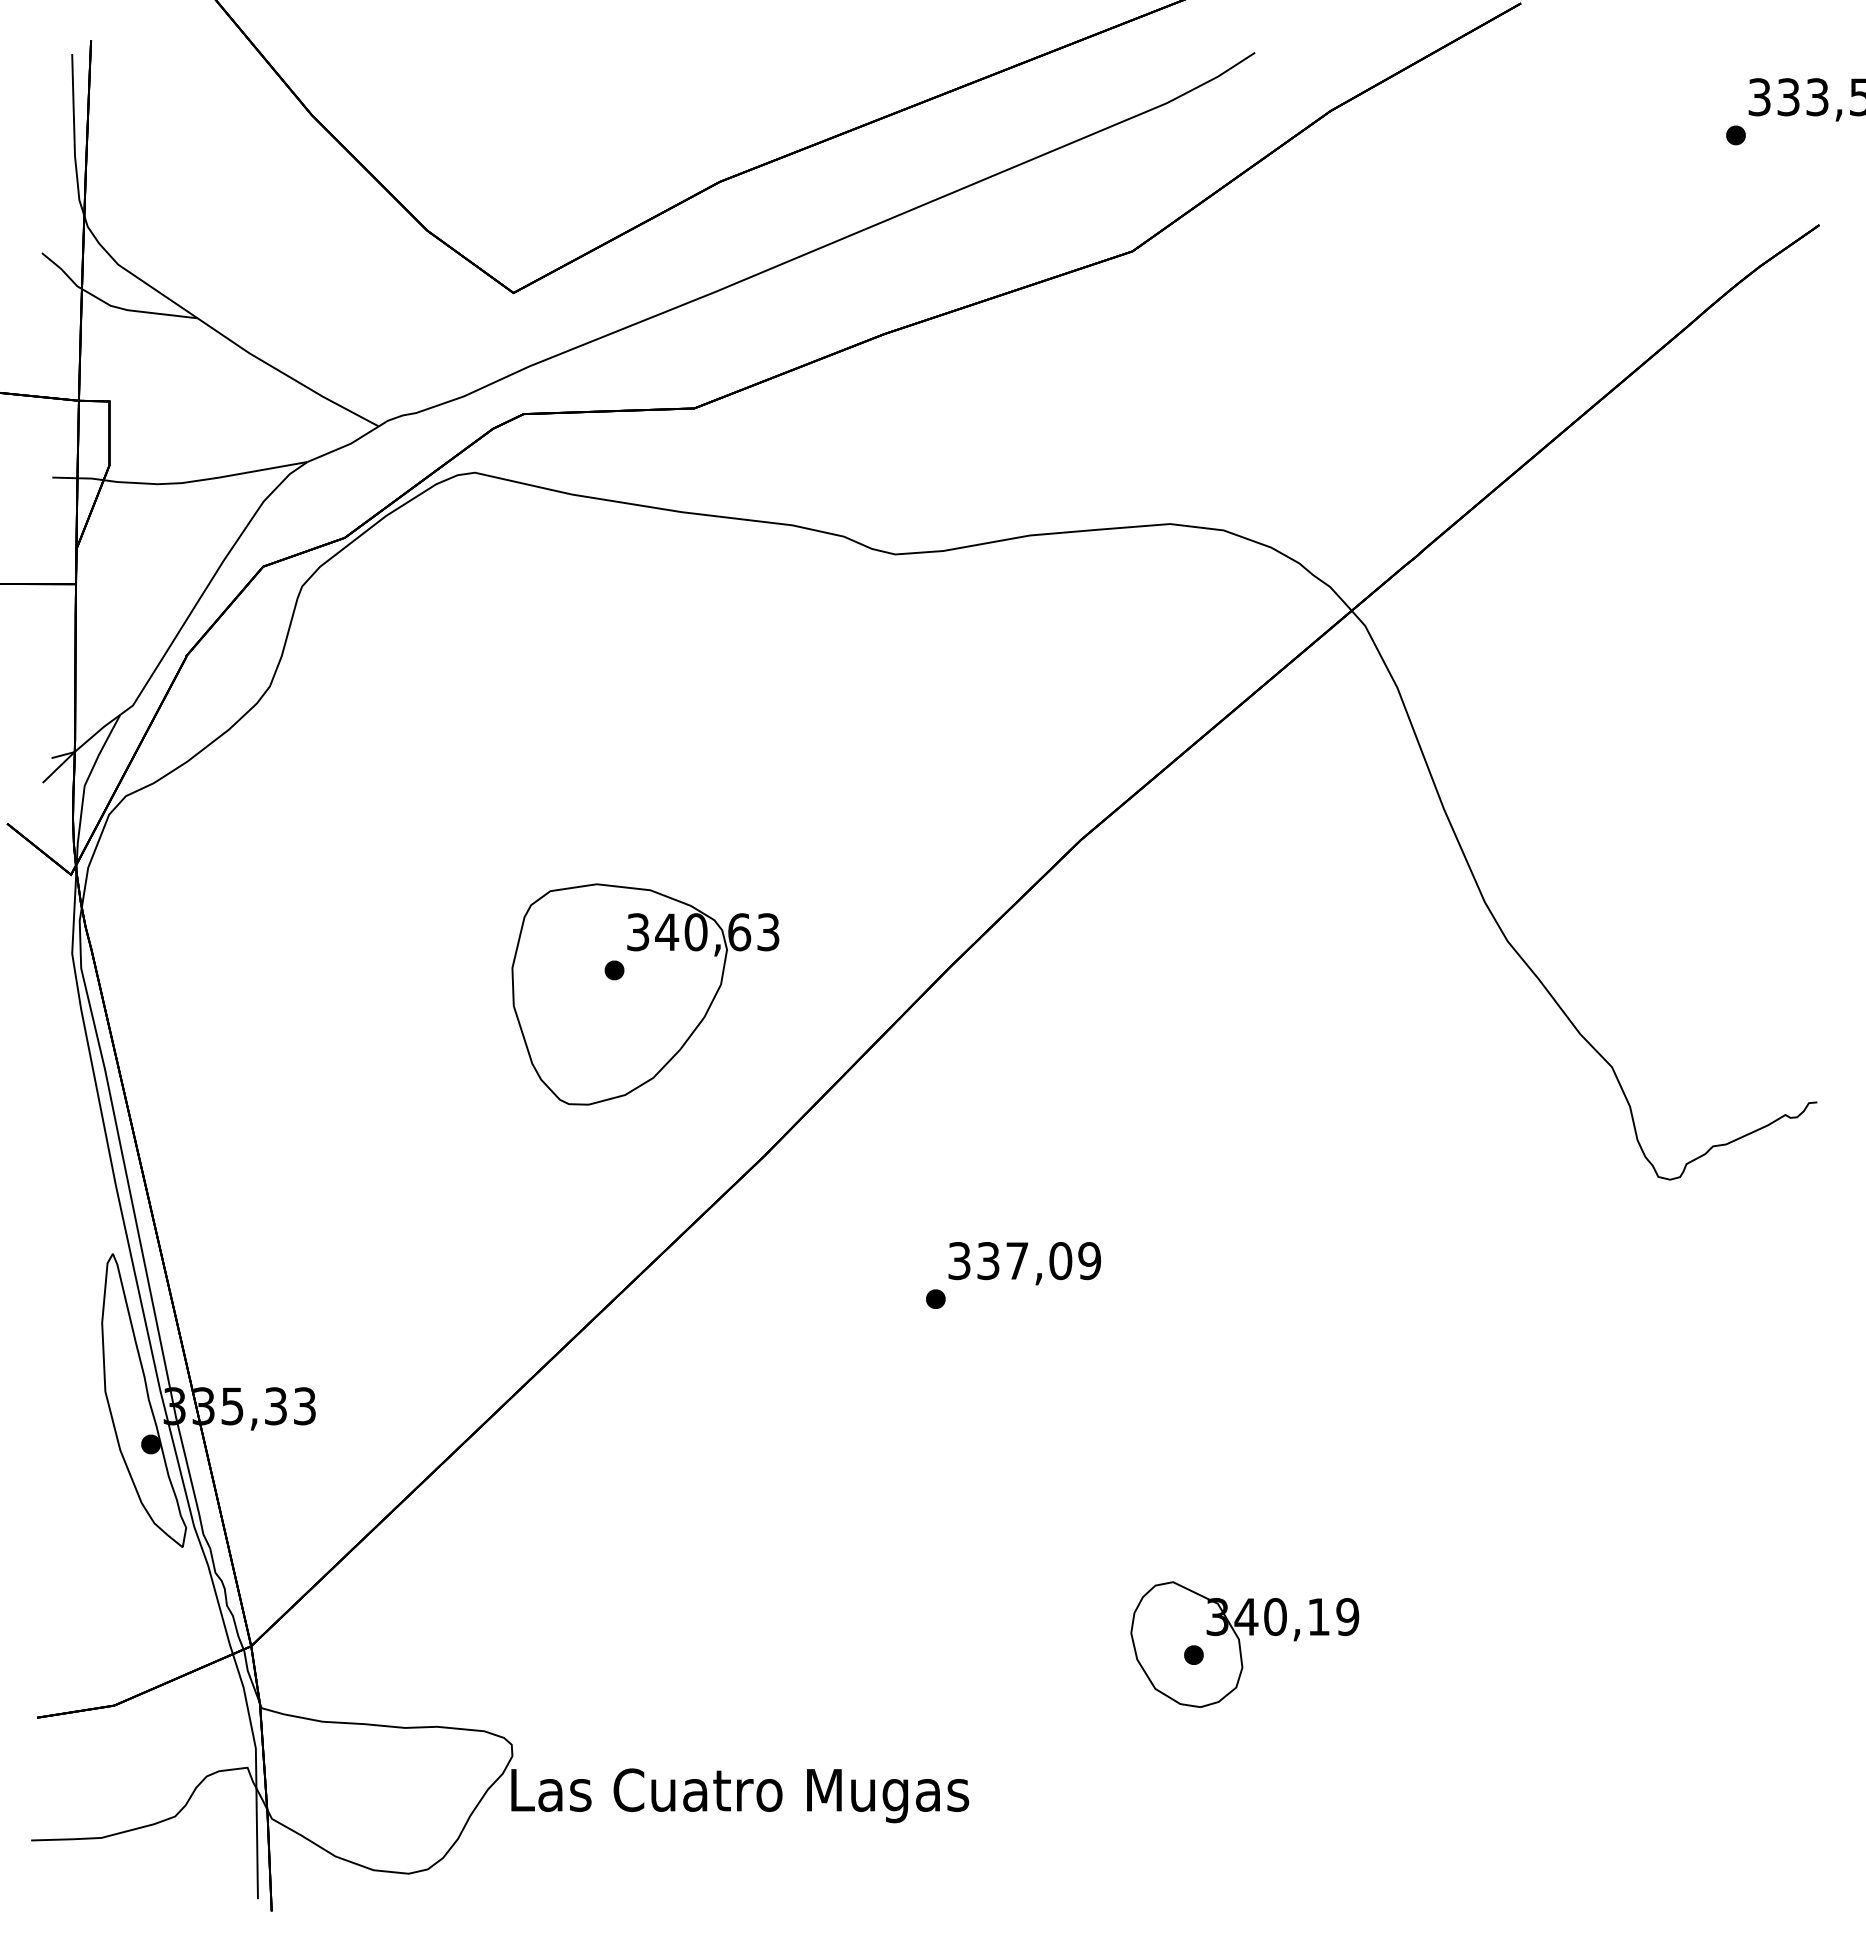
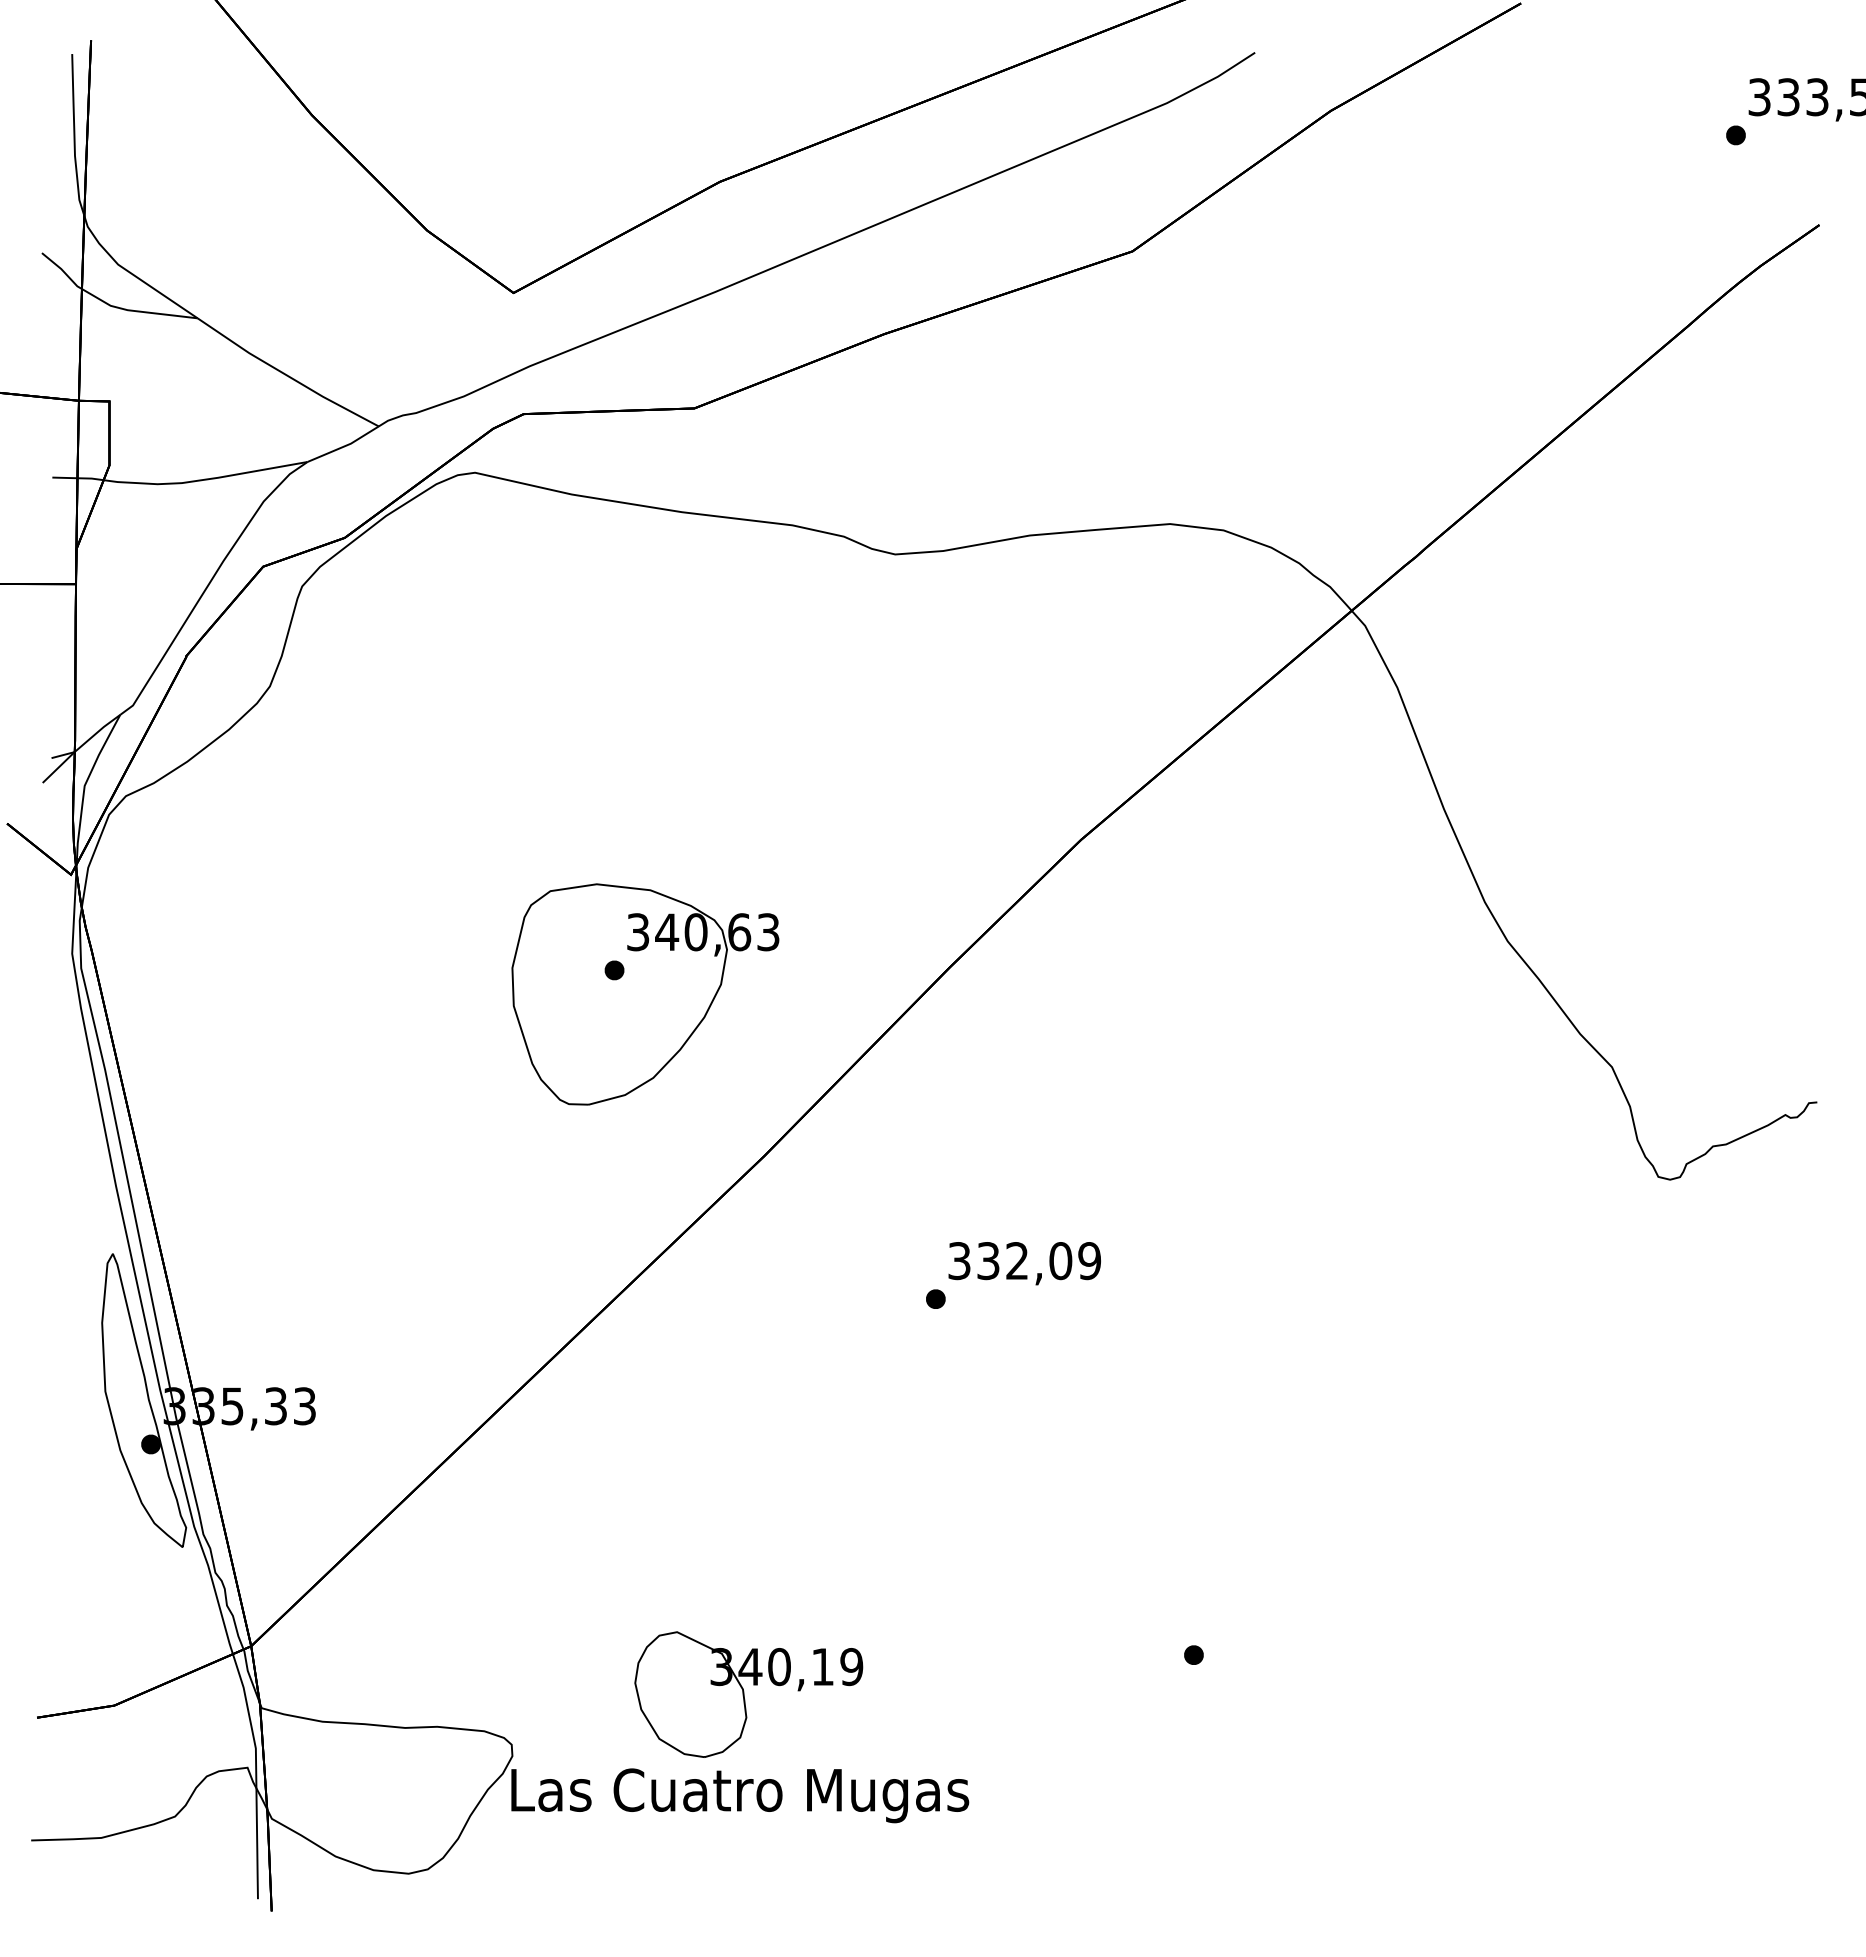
text: 337,09 -> 332,09 (1016, 1260)
part position: (1244, 1644) -> (748, 1694) (748, 1694)
